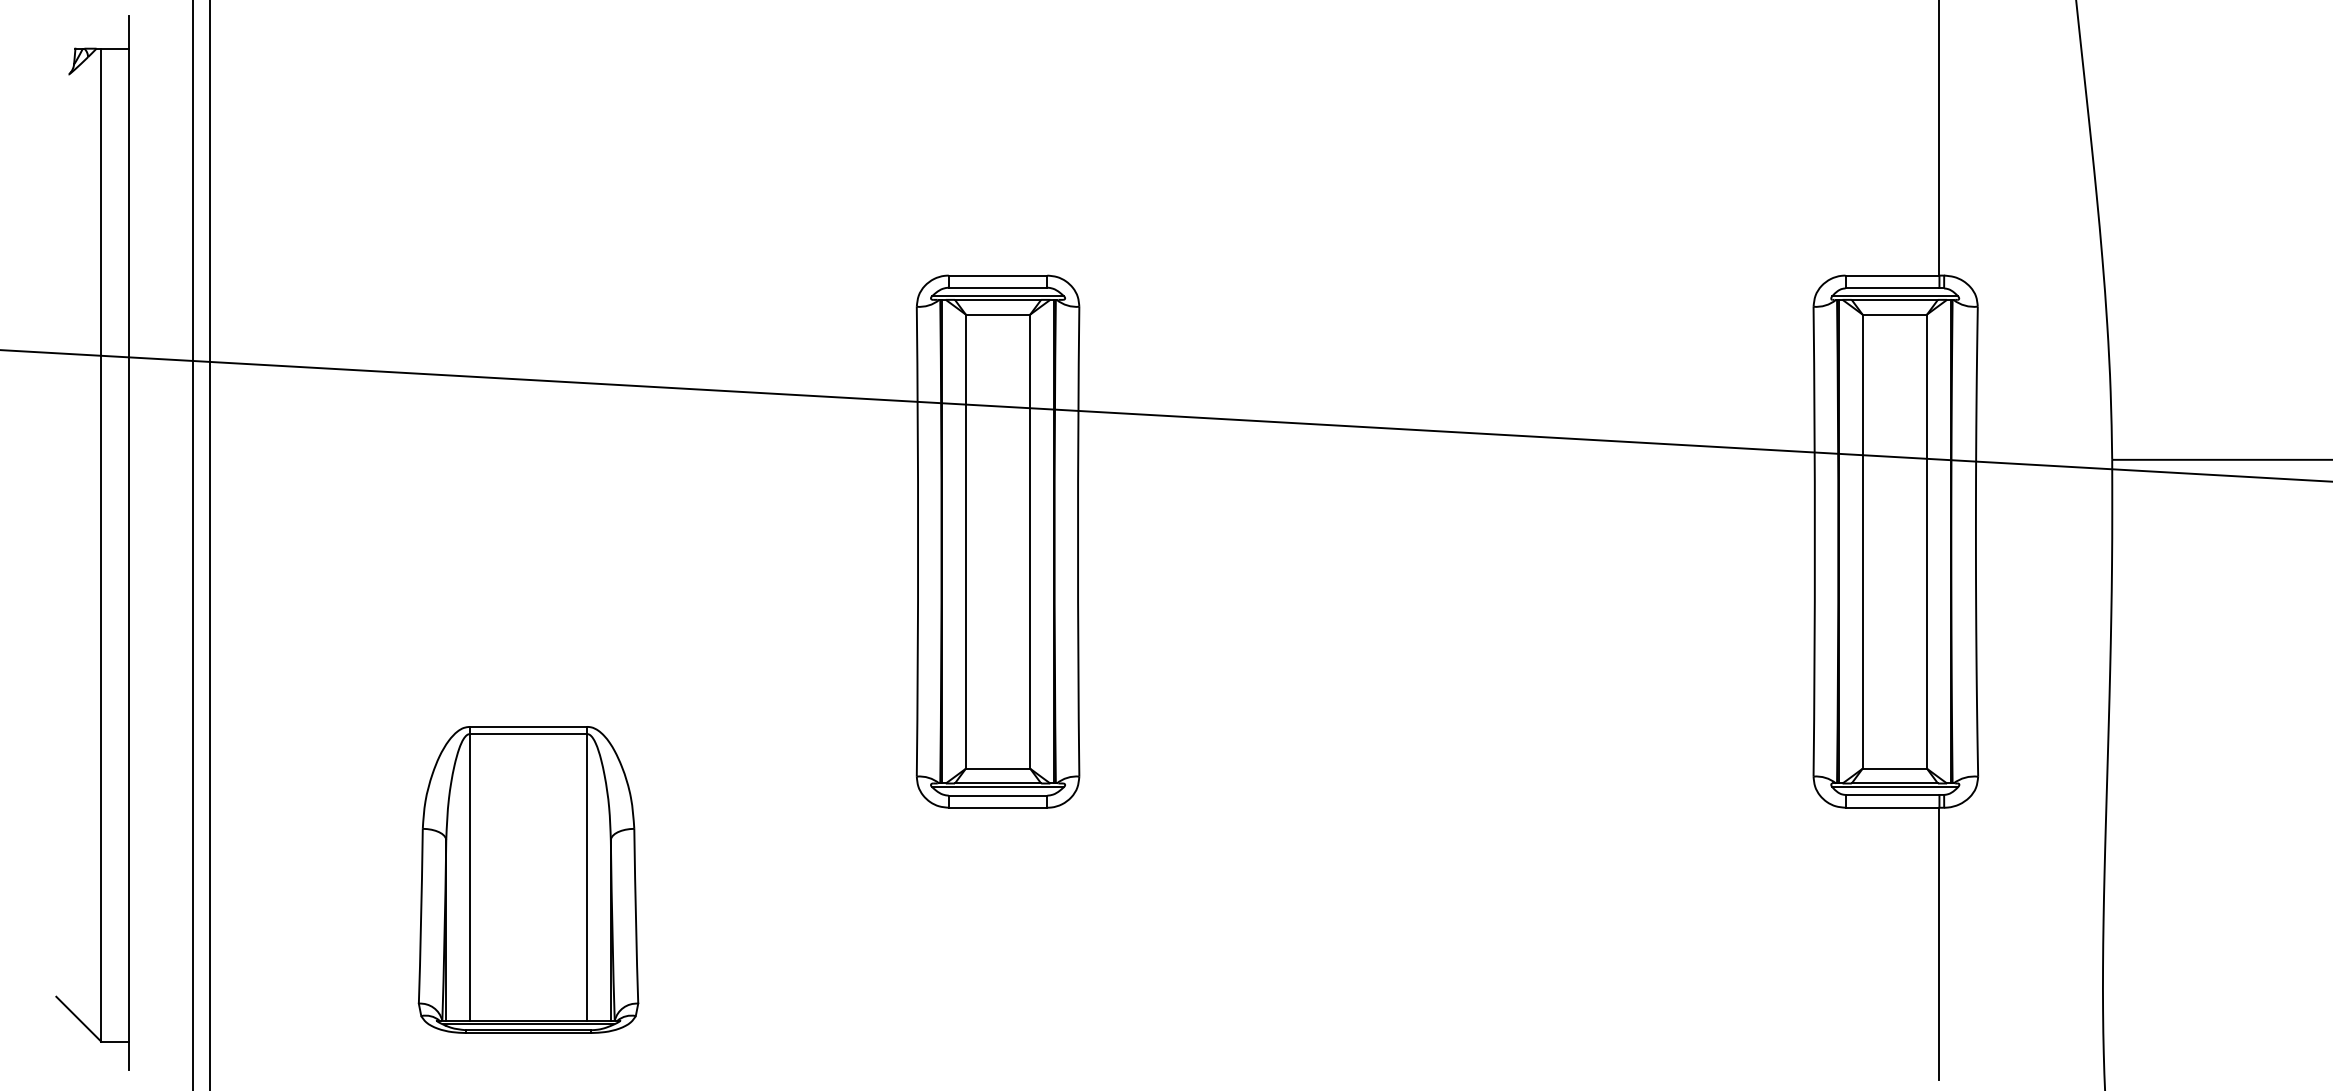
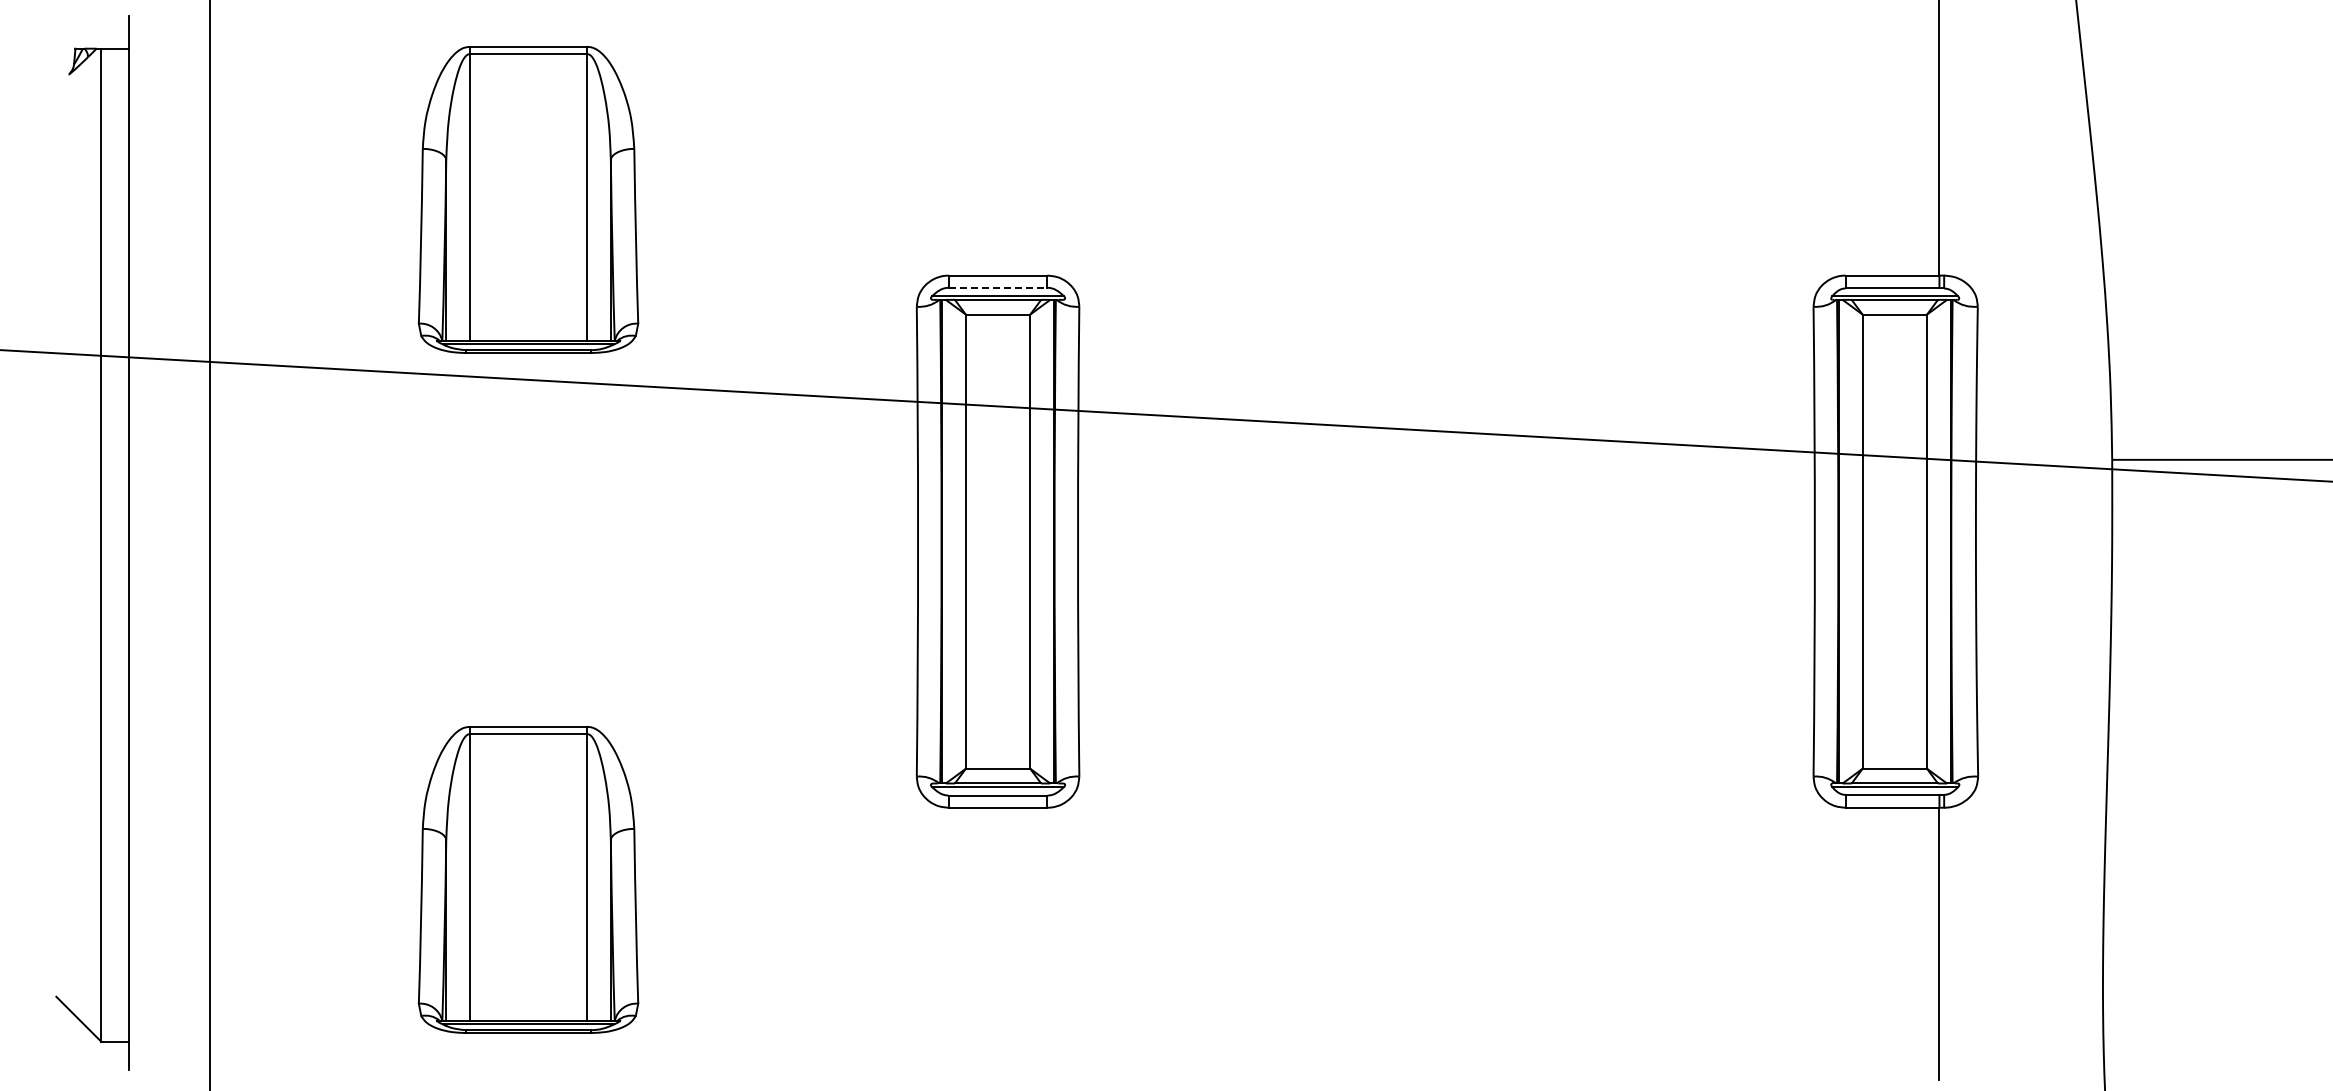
part: none -> present (528, 199)
line: solid -> dashed (998, 287)
line: present -> none (193, 544)
